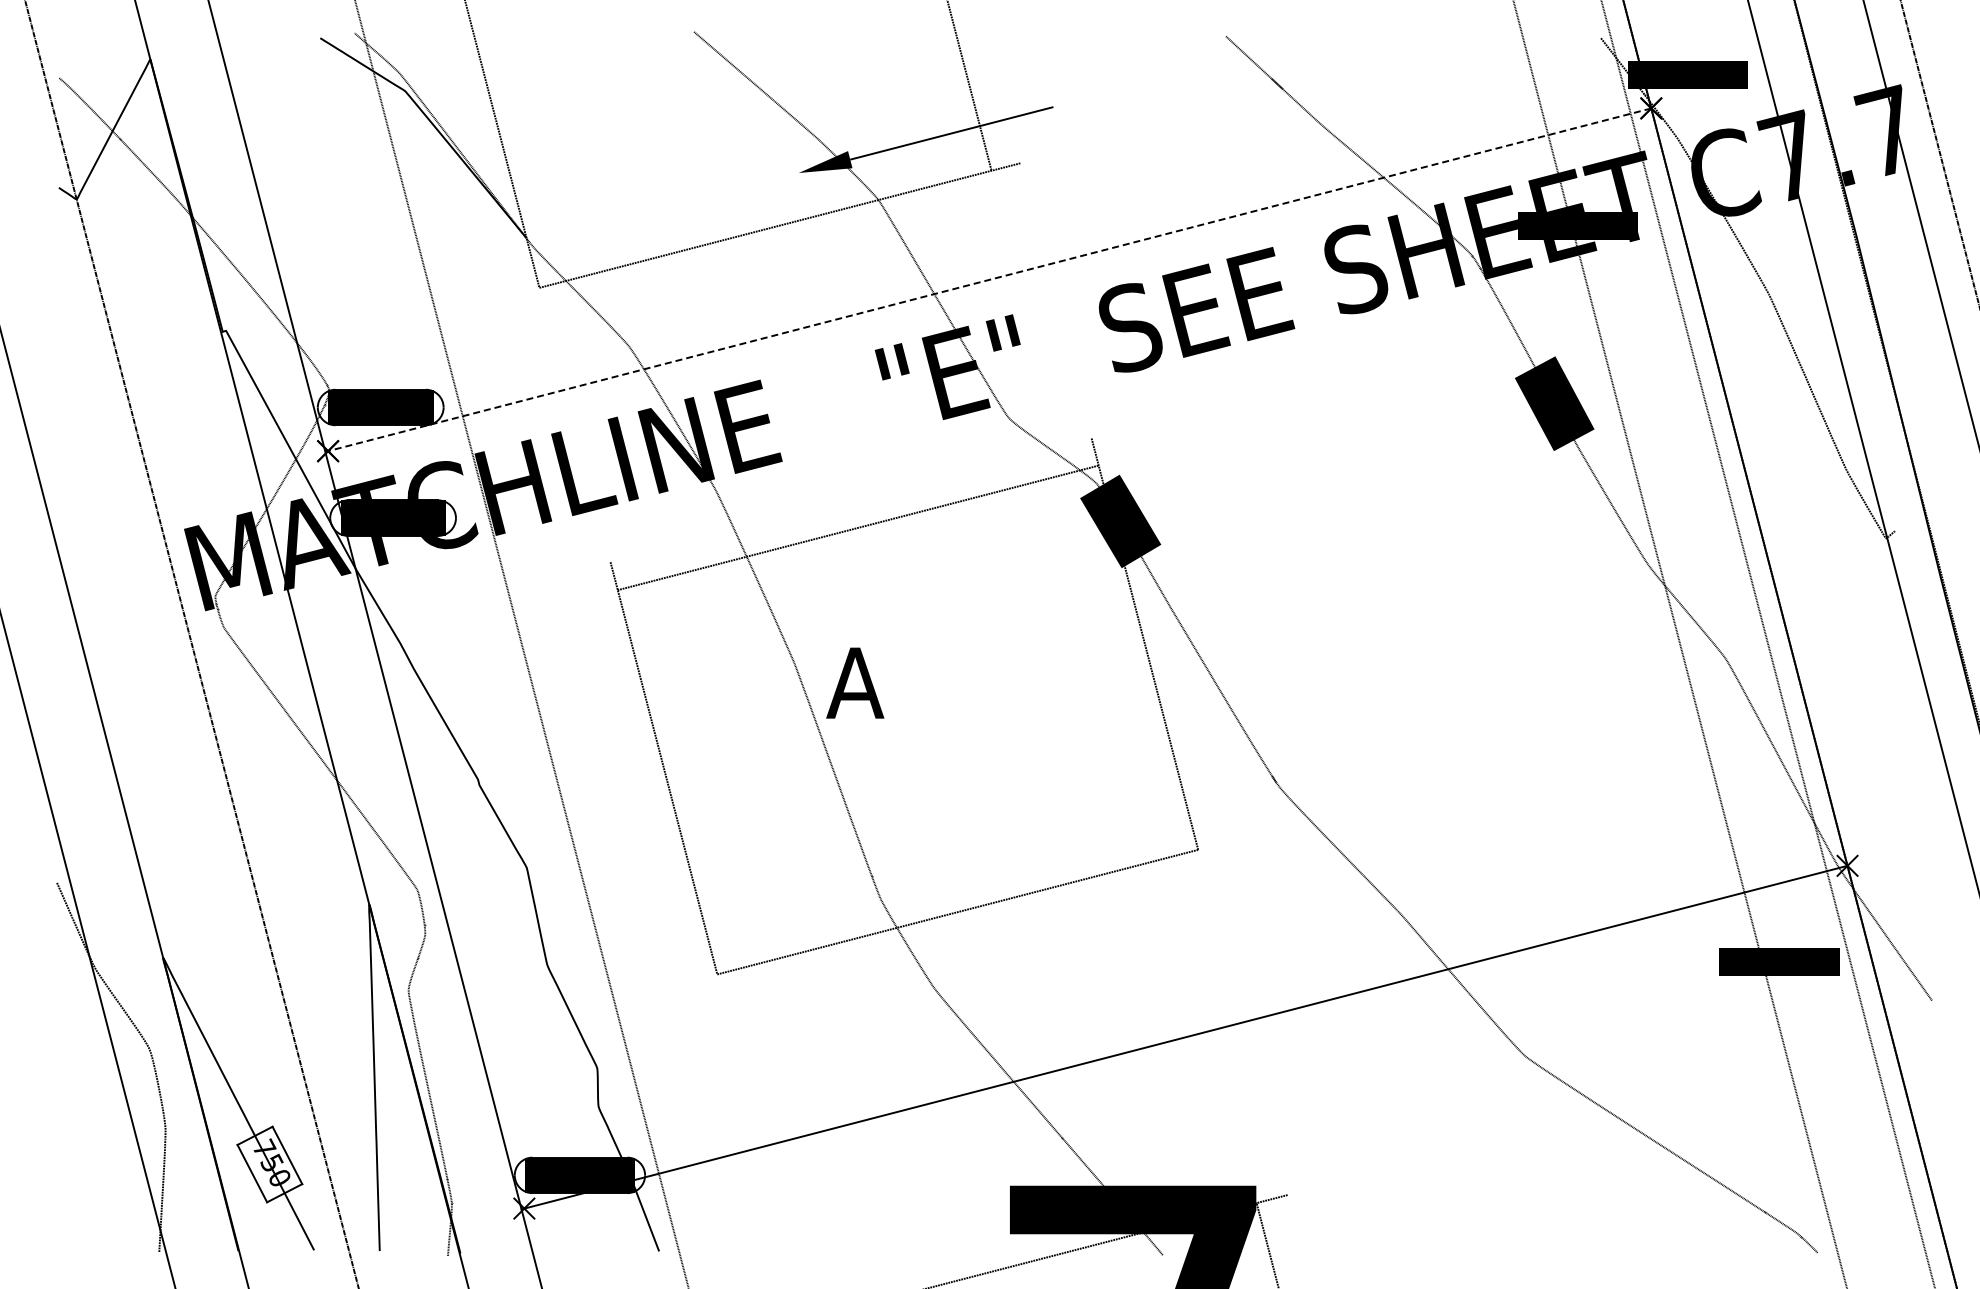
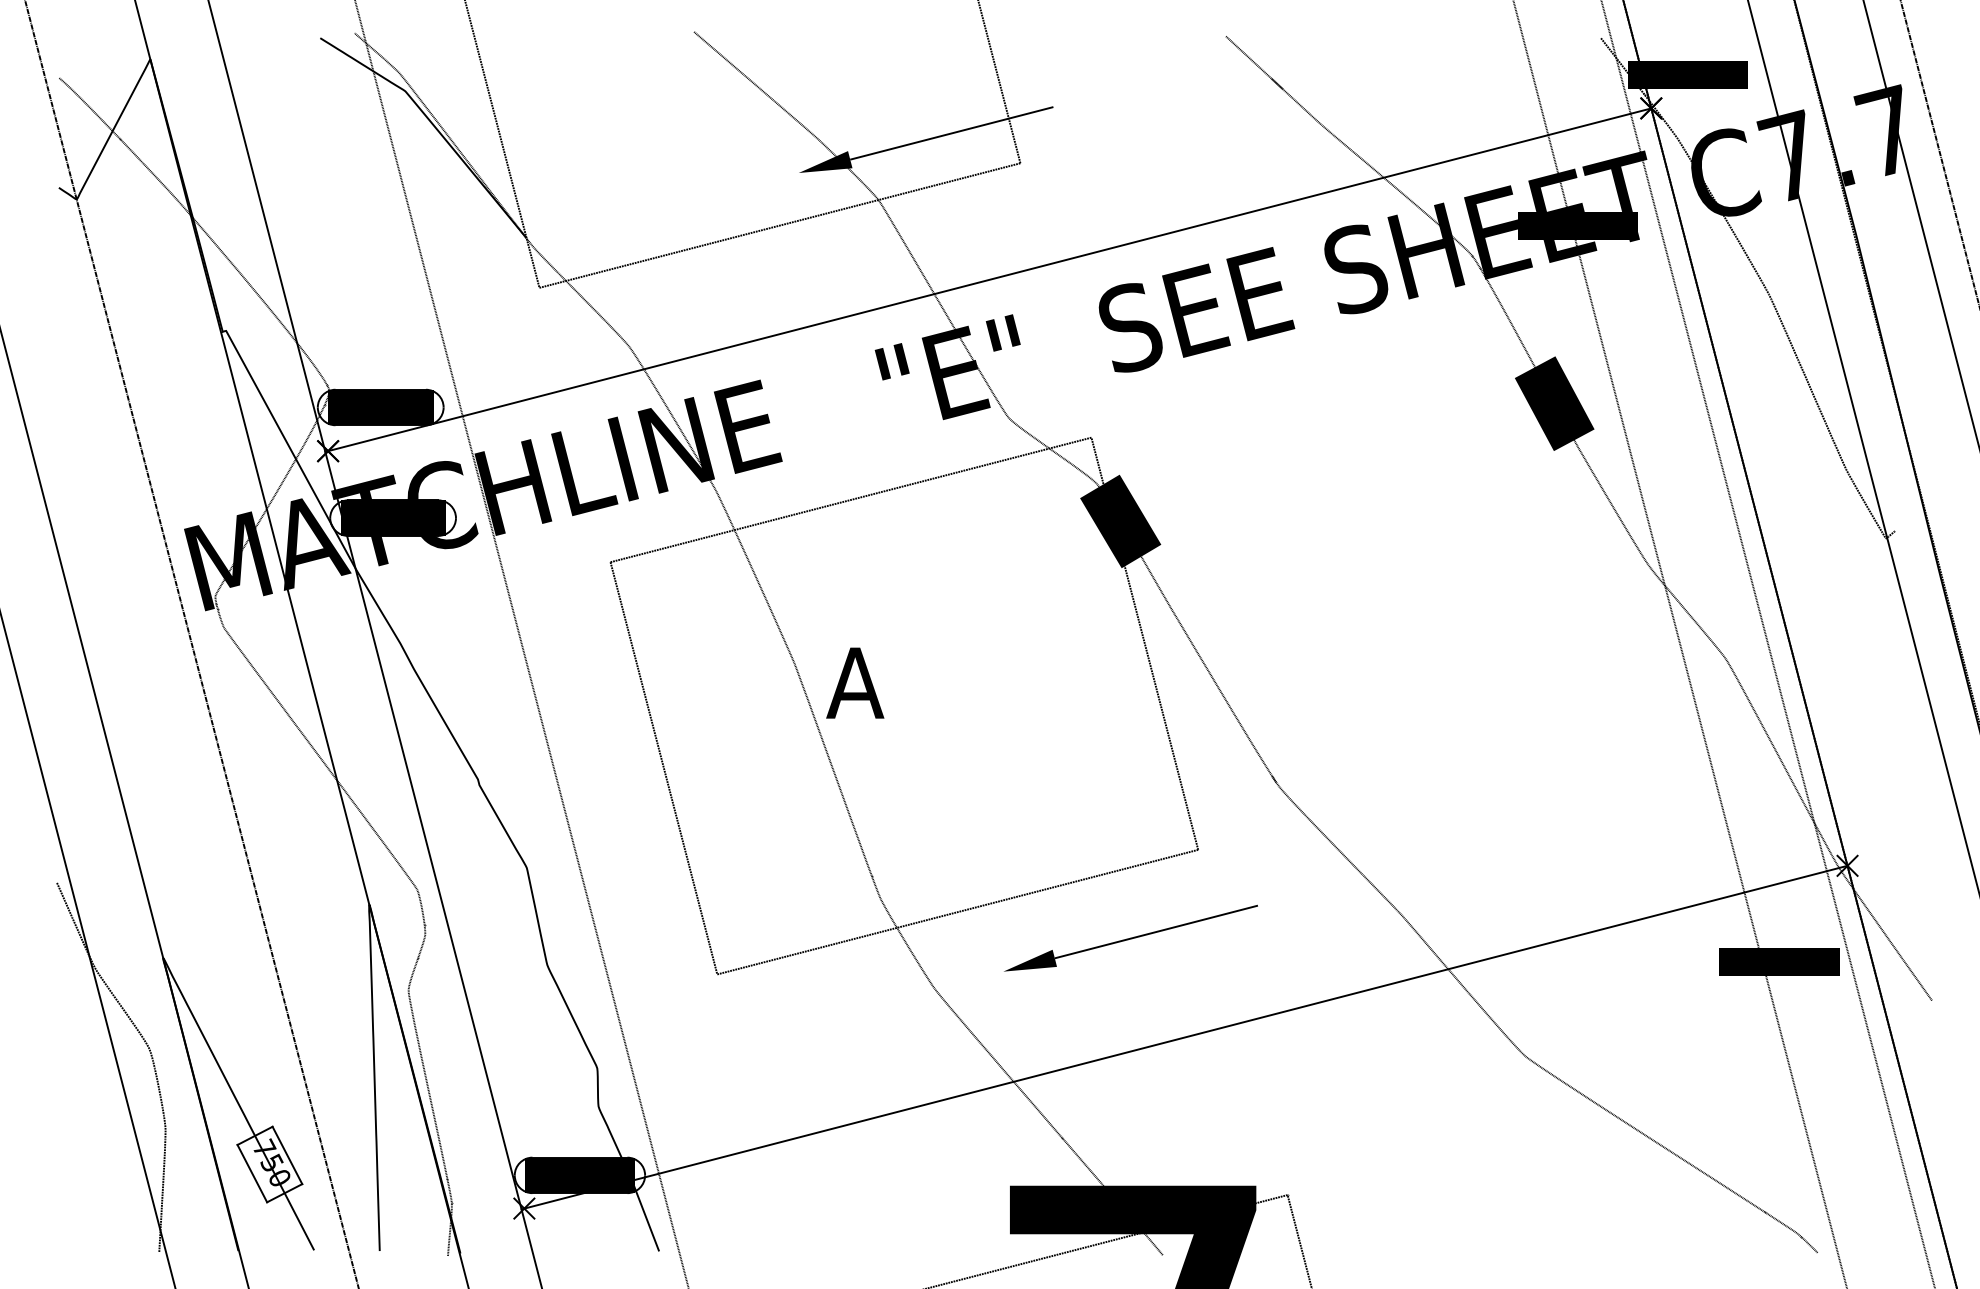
line position: (969, 86) -> (999, 82) (999, 82)
line: dashed -> solid (988, 280)
line position: (857, 527) -> (850, 499) (850, 499)
part: none -> present (1130, 937)
line position: (1266, 1244) -> (1299, 1240) (1299, 1240)
